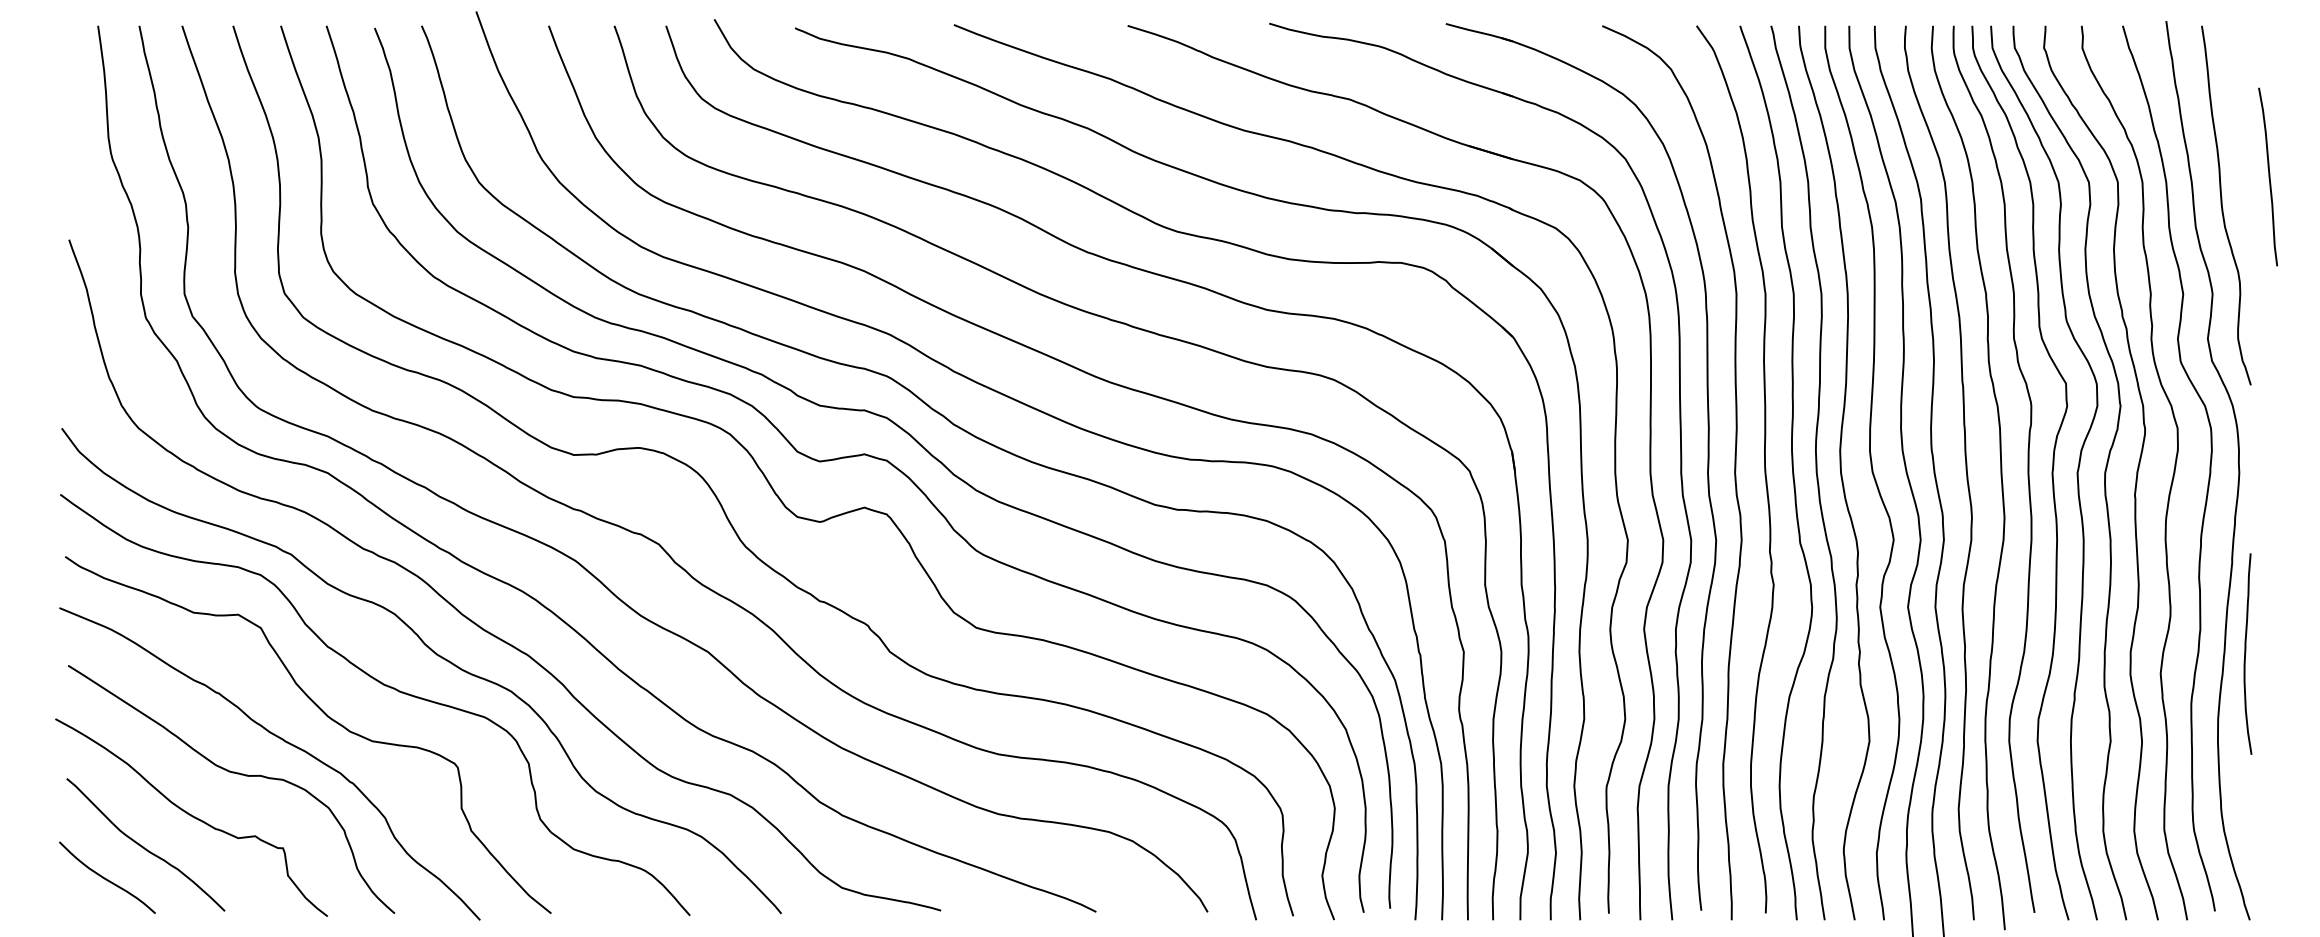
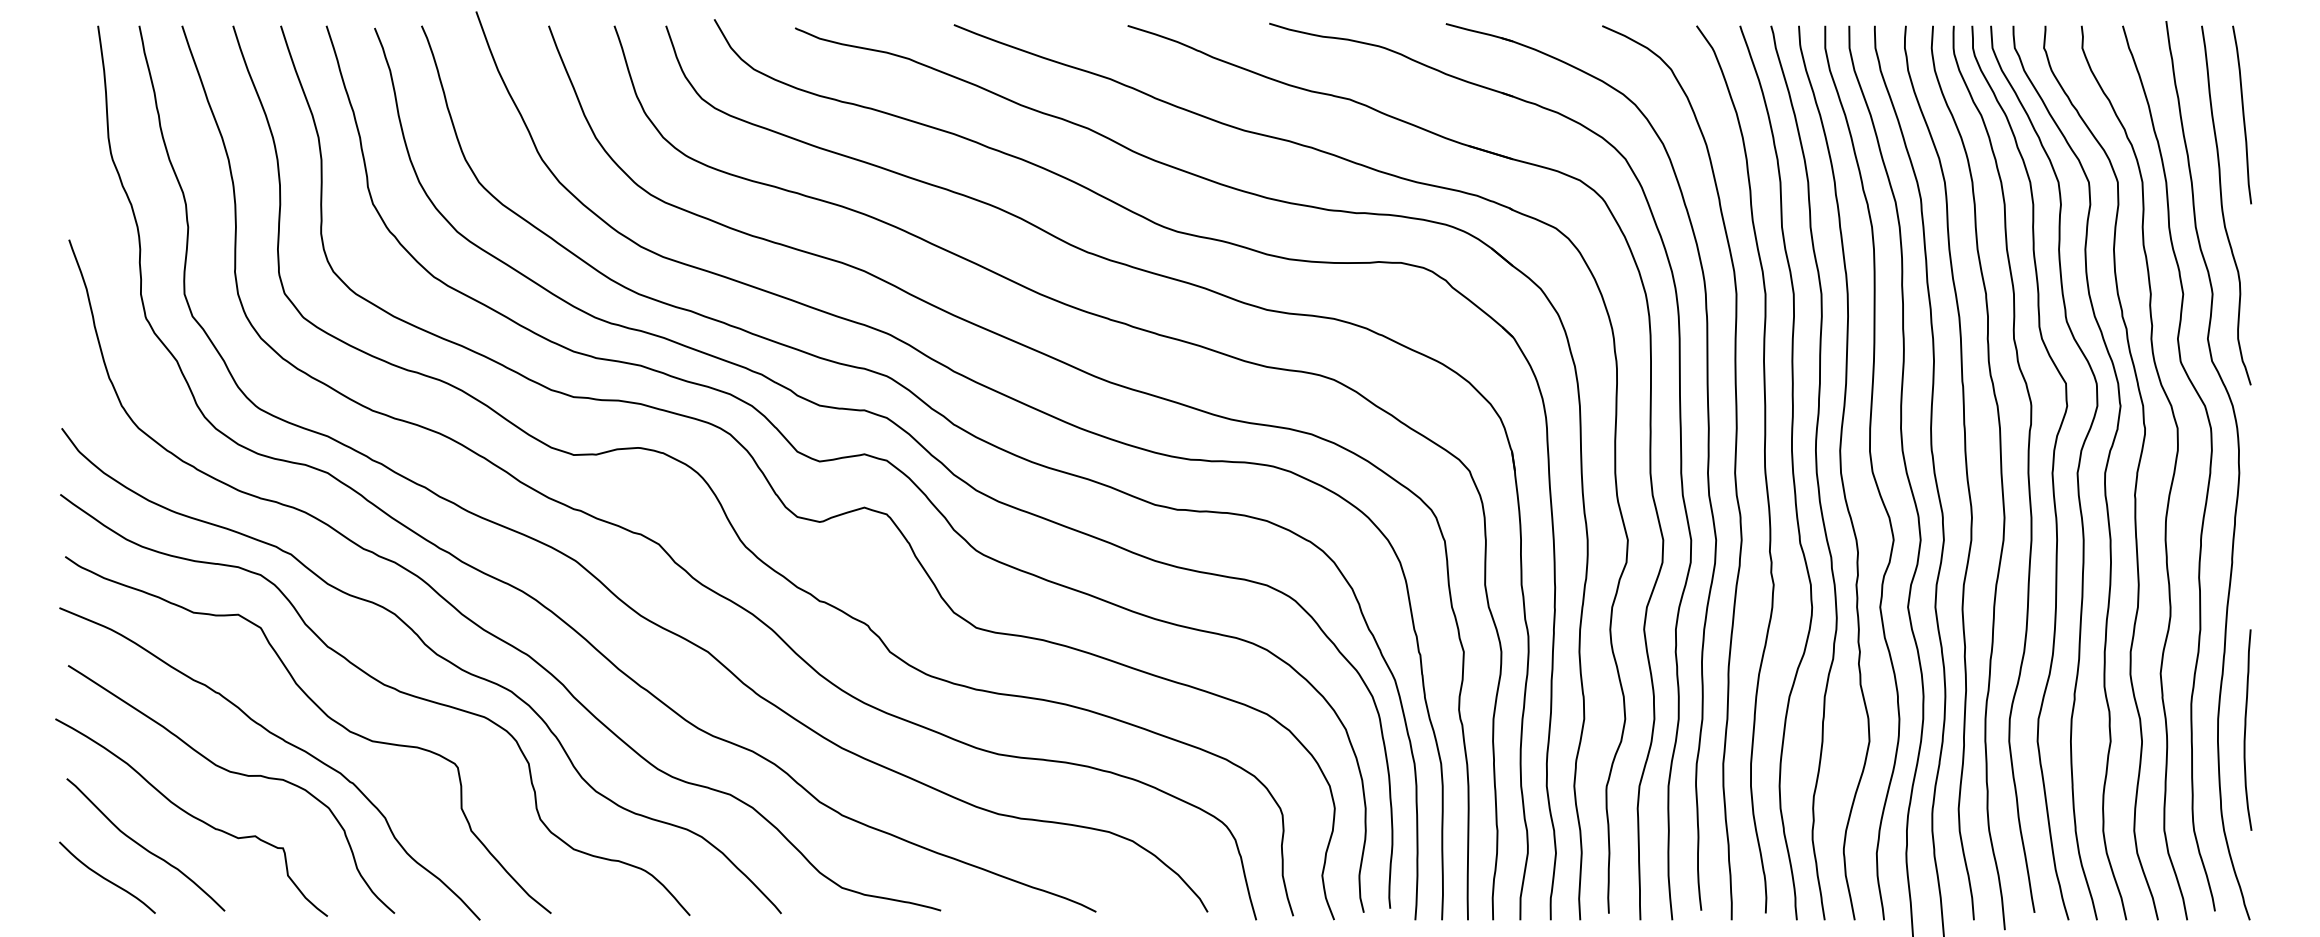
curve position: (2268, 176) -> (2242, 114) (2242, 114)
curve position: (2246, 653) -> (2246, 729) (2246, 729)
